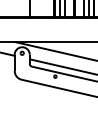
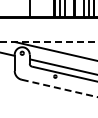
line: solid -> dashed (49, 41)
line: solid -> dashed (59, 88)
